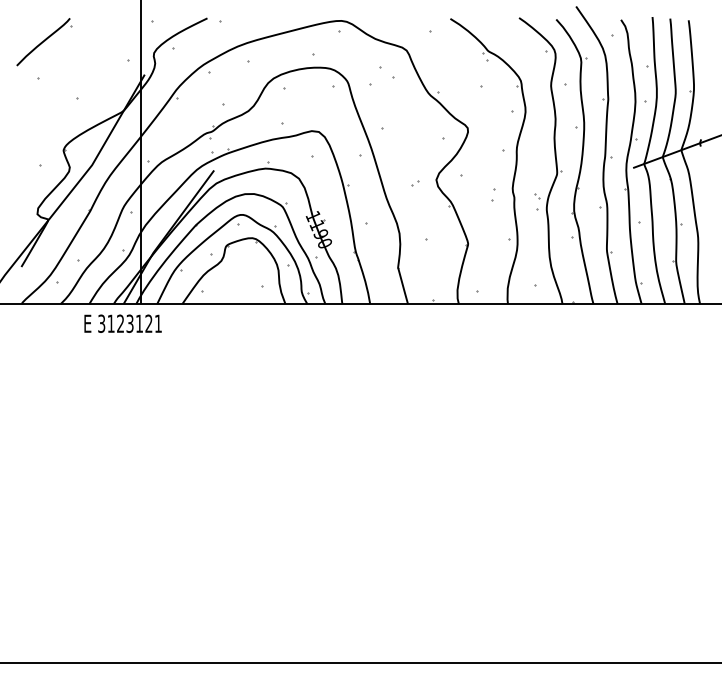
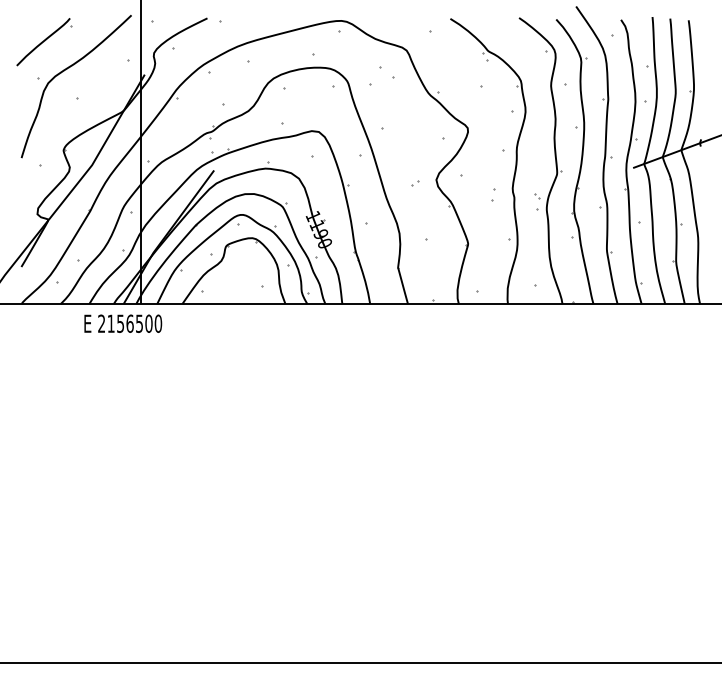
curve: none -> present (64, 71)
text: 3123121 -> 2156500 (130, 323)
